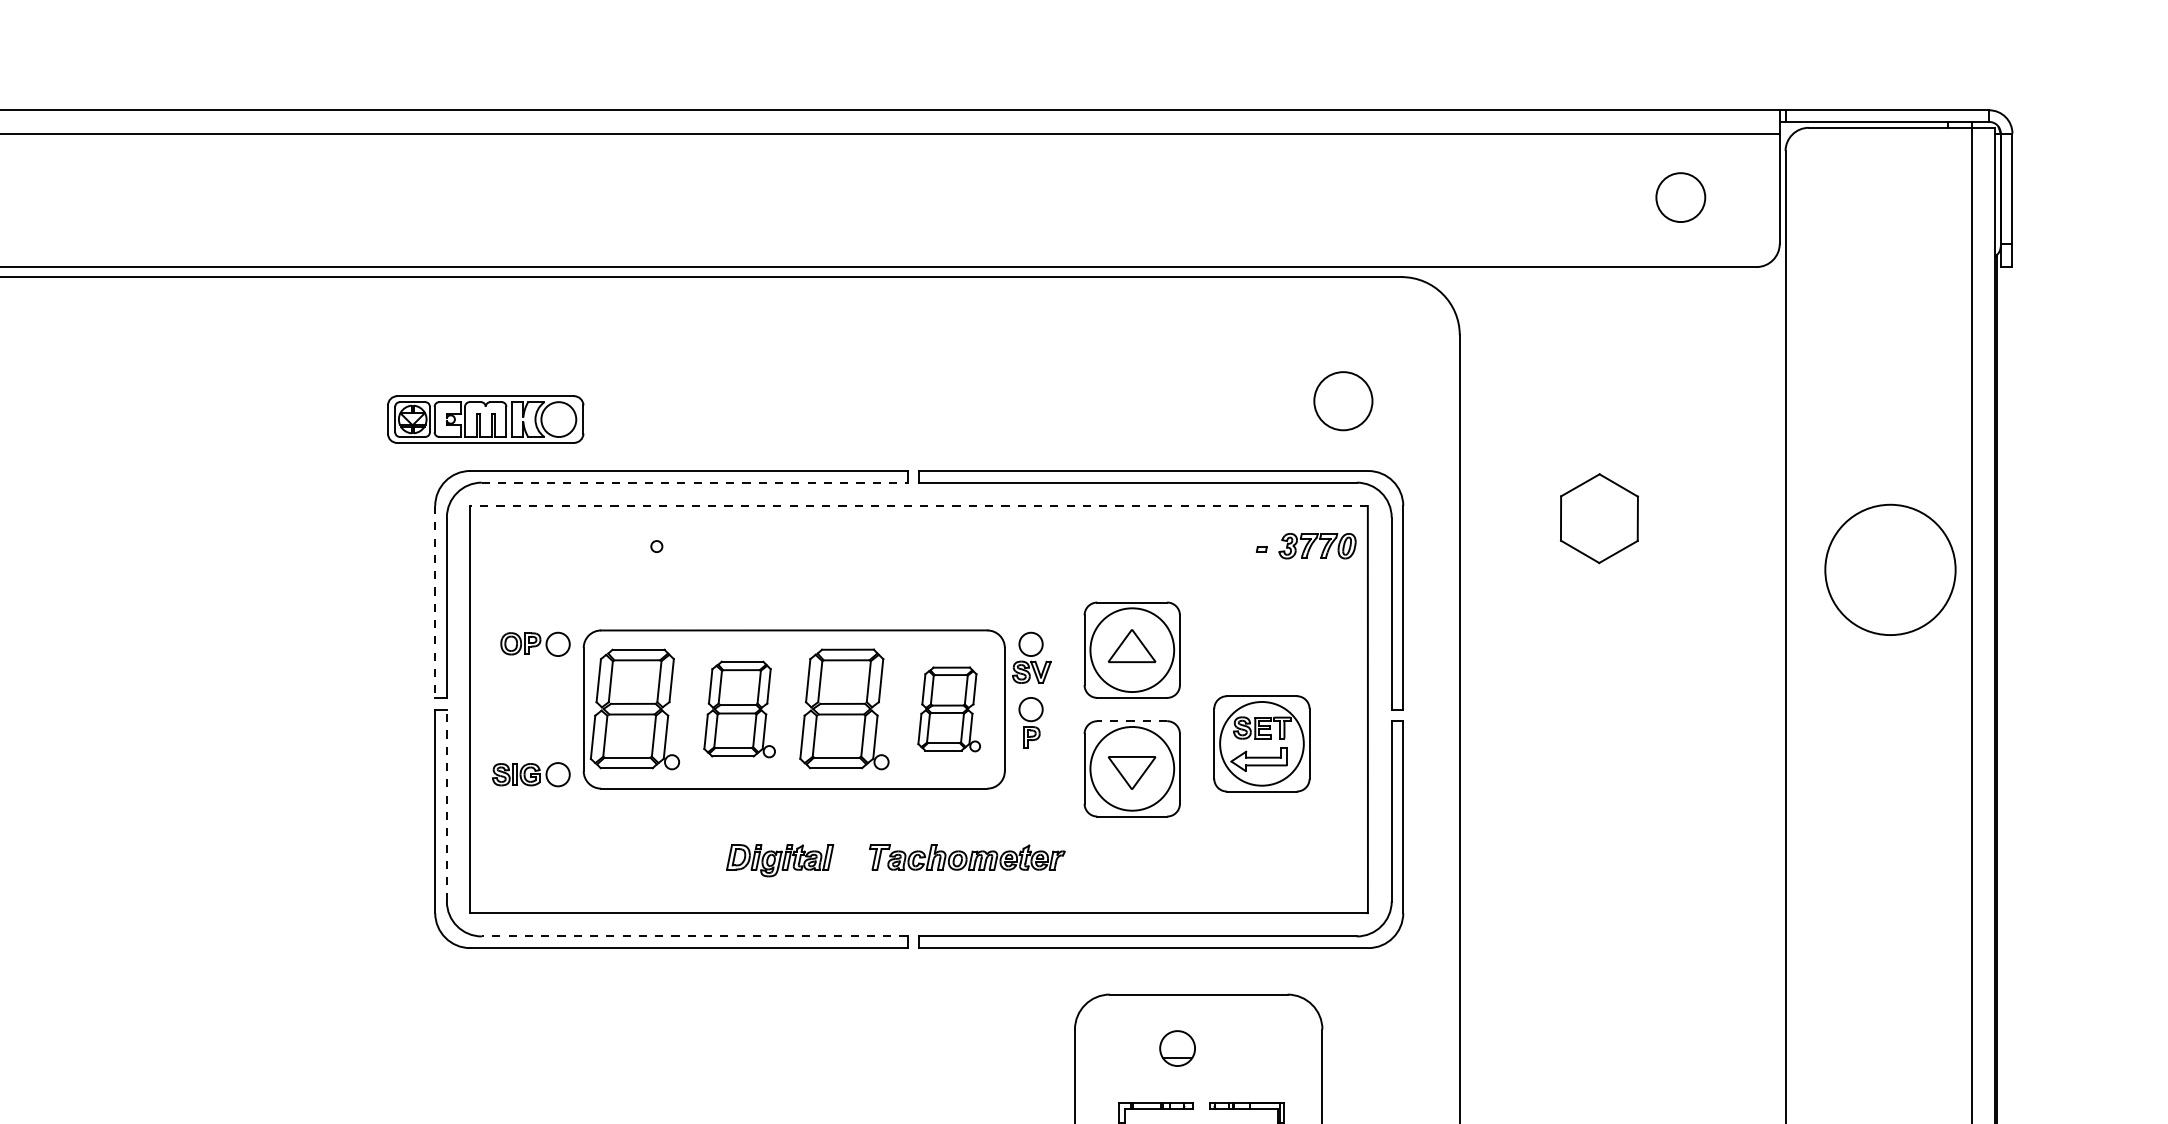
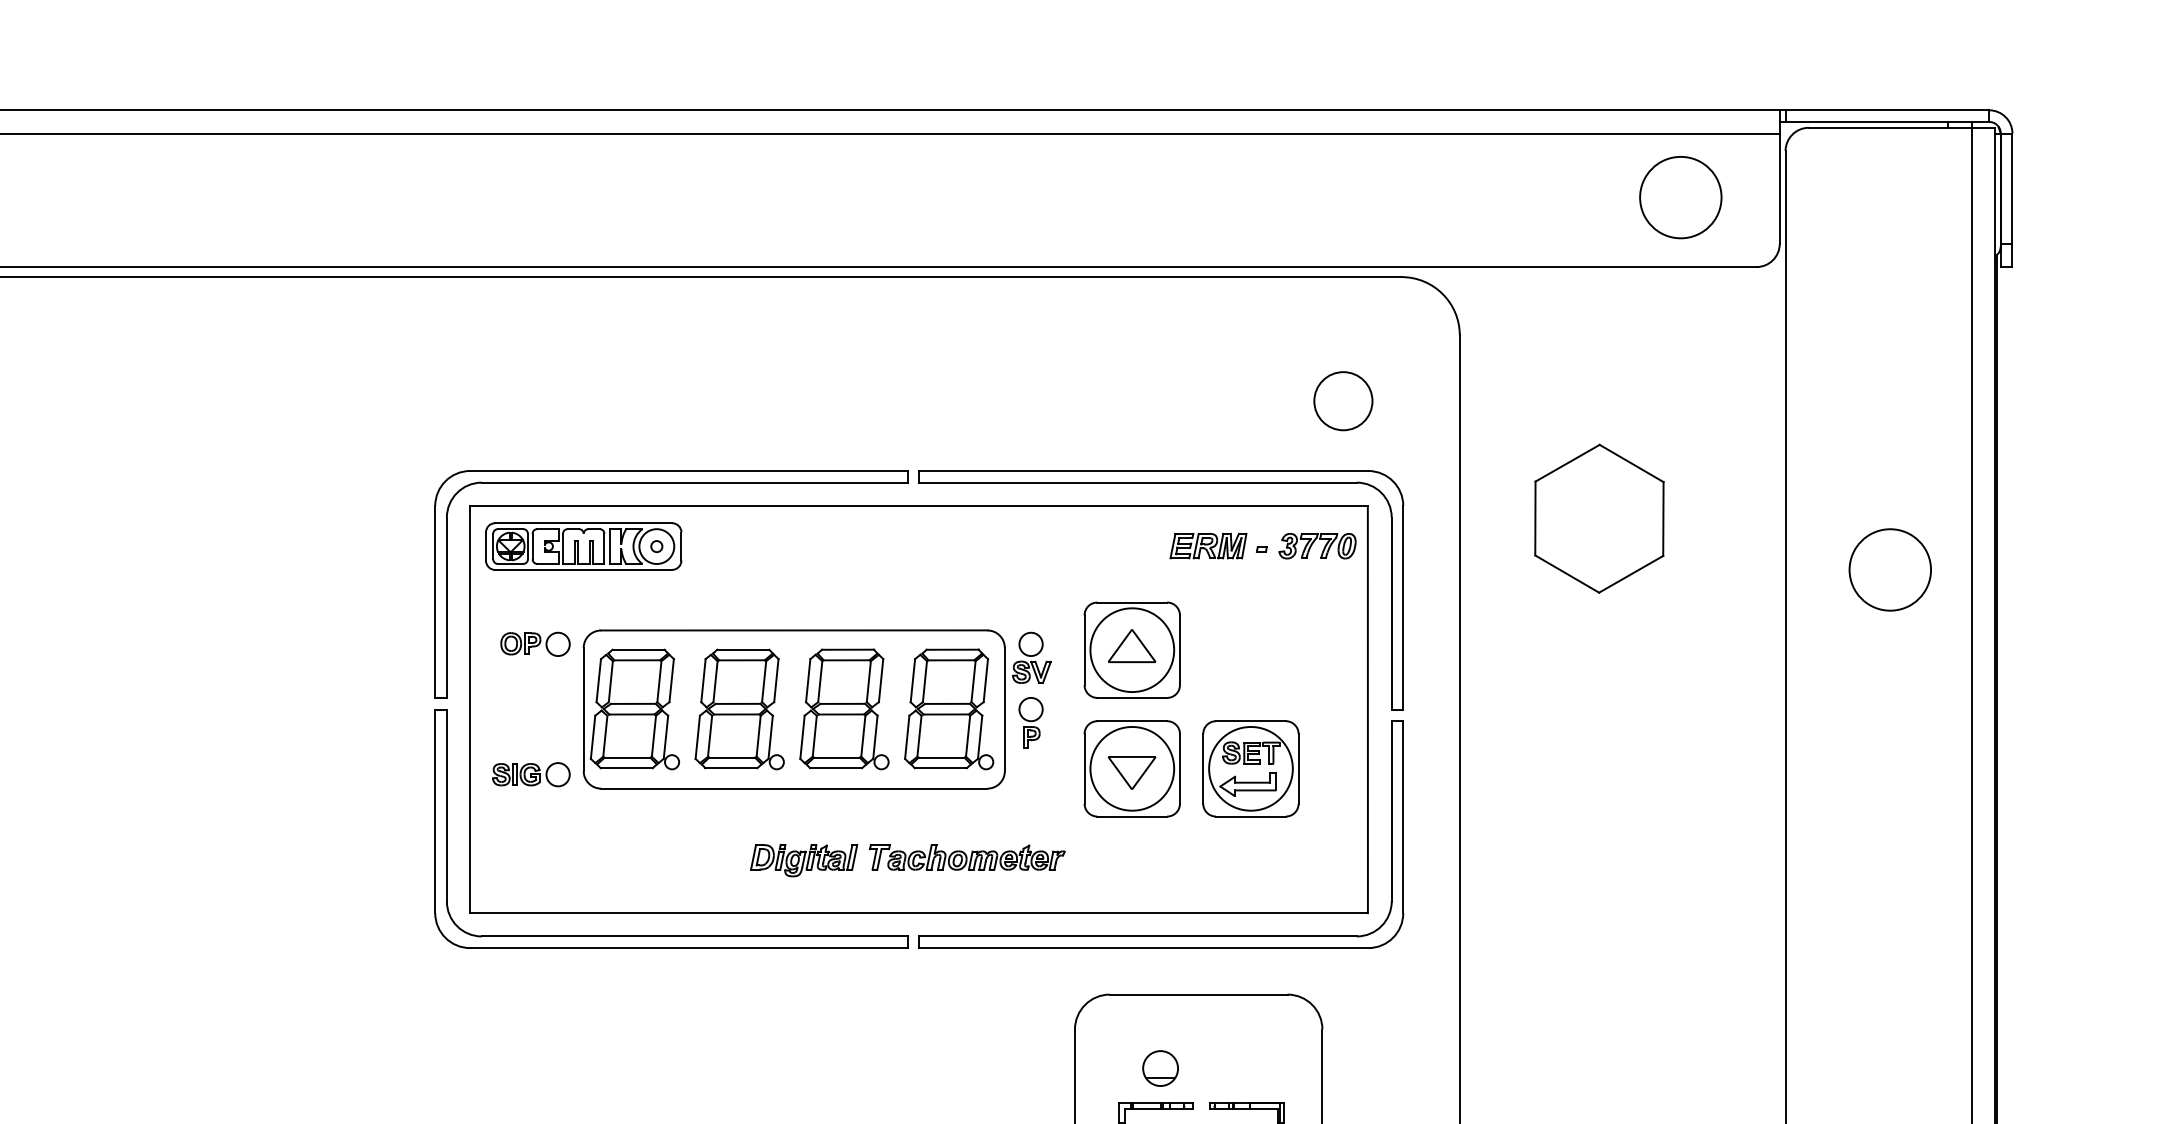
circle diameter: 49 px -> 81 px (1680, 197)
part position: (485, 419) -> (583, 546) (583, 546)
line: dashed -> solid (694, 482)
line: dashed -> solid (918, 505)
part size: 79x92 px -> 131x151 px (1599, 518)
part: none -> present (1208, 545)
circle size: 133x133 px -> 84x84 px (1889, 569)
line: dashed -> solid (435, 601)
part size: 73x99 px -> 91x123 px (739, 709)
part size: 64x87 px -> 91x123 px (949, 709)
line: dashed -> solid (1132, 721)
part position: (1261, 743) -> (1250, 768) (1250, 768)
line: dashed -> solid (446, 805)
part position: (780, 860) -> (804, 860) (804, 860)
line: dashed -> solid (694, 936)
part position: (1177, 1048) -> (1160, 1068) (1160, 1068)
